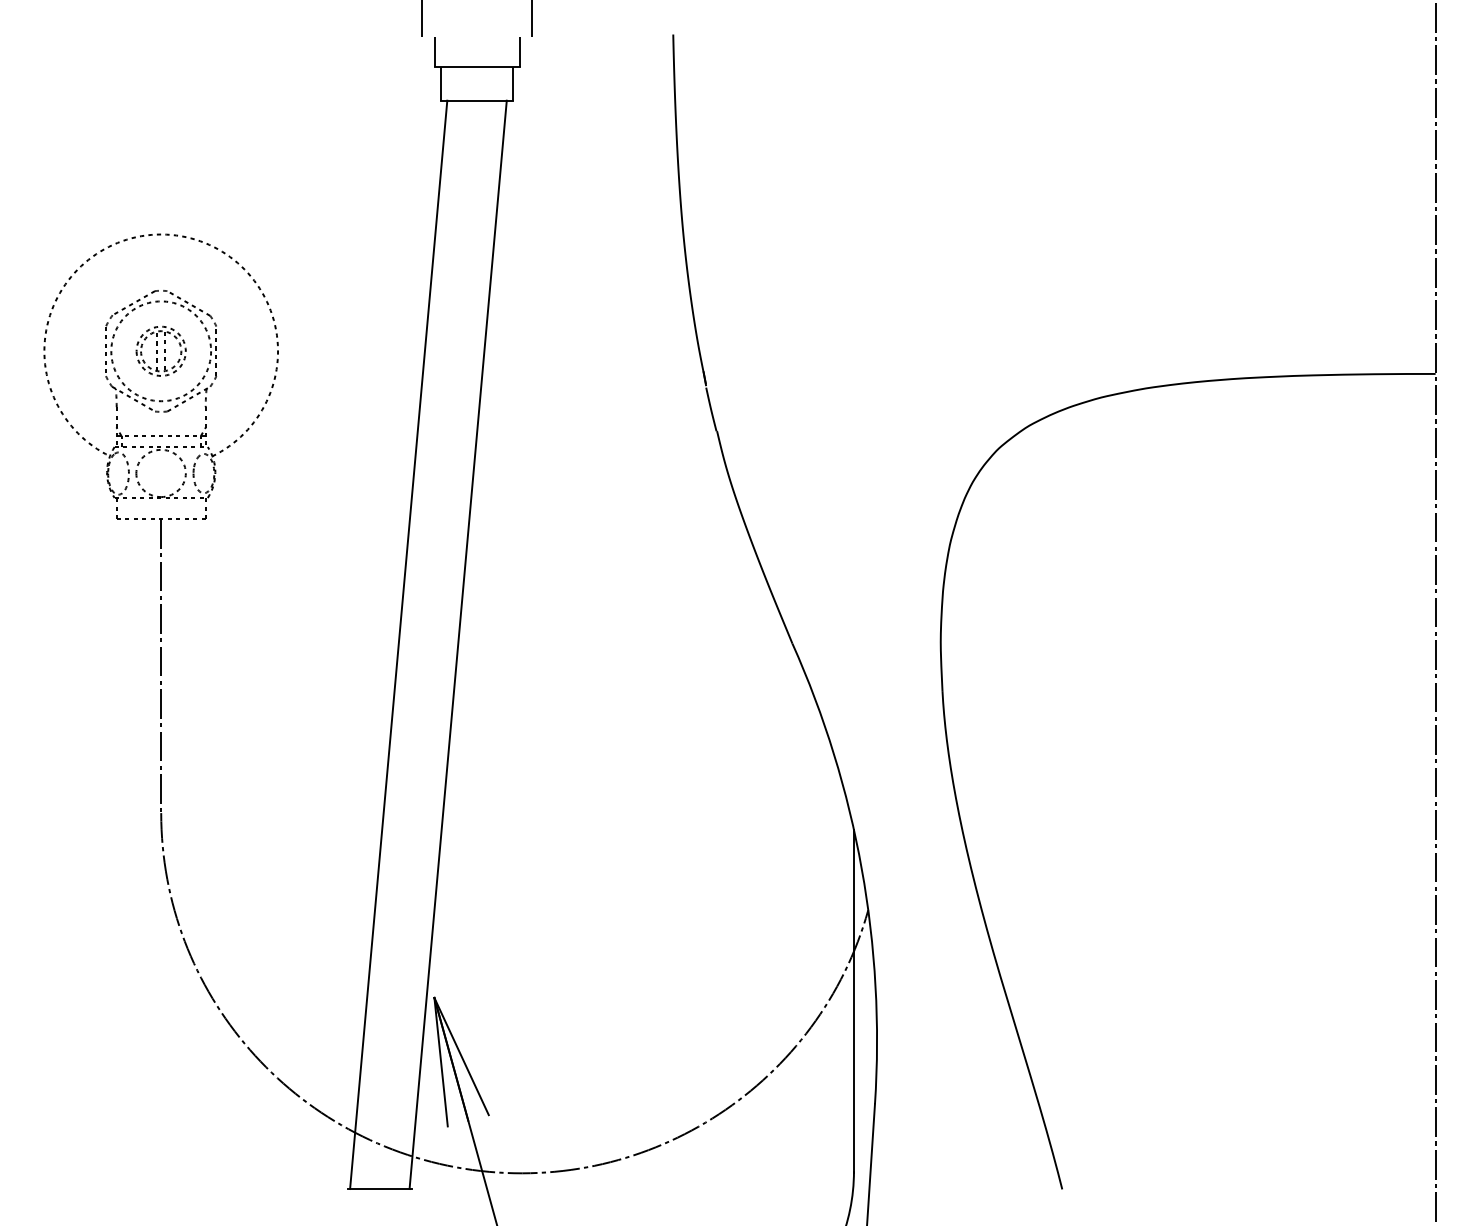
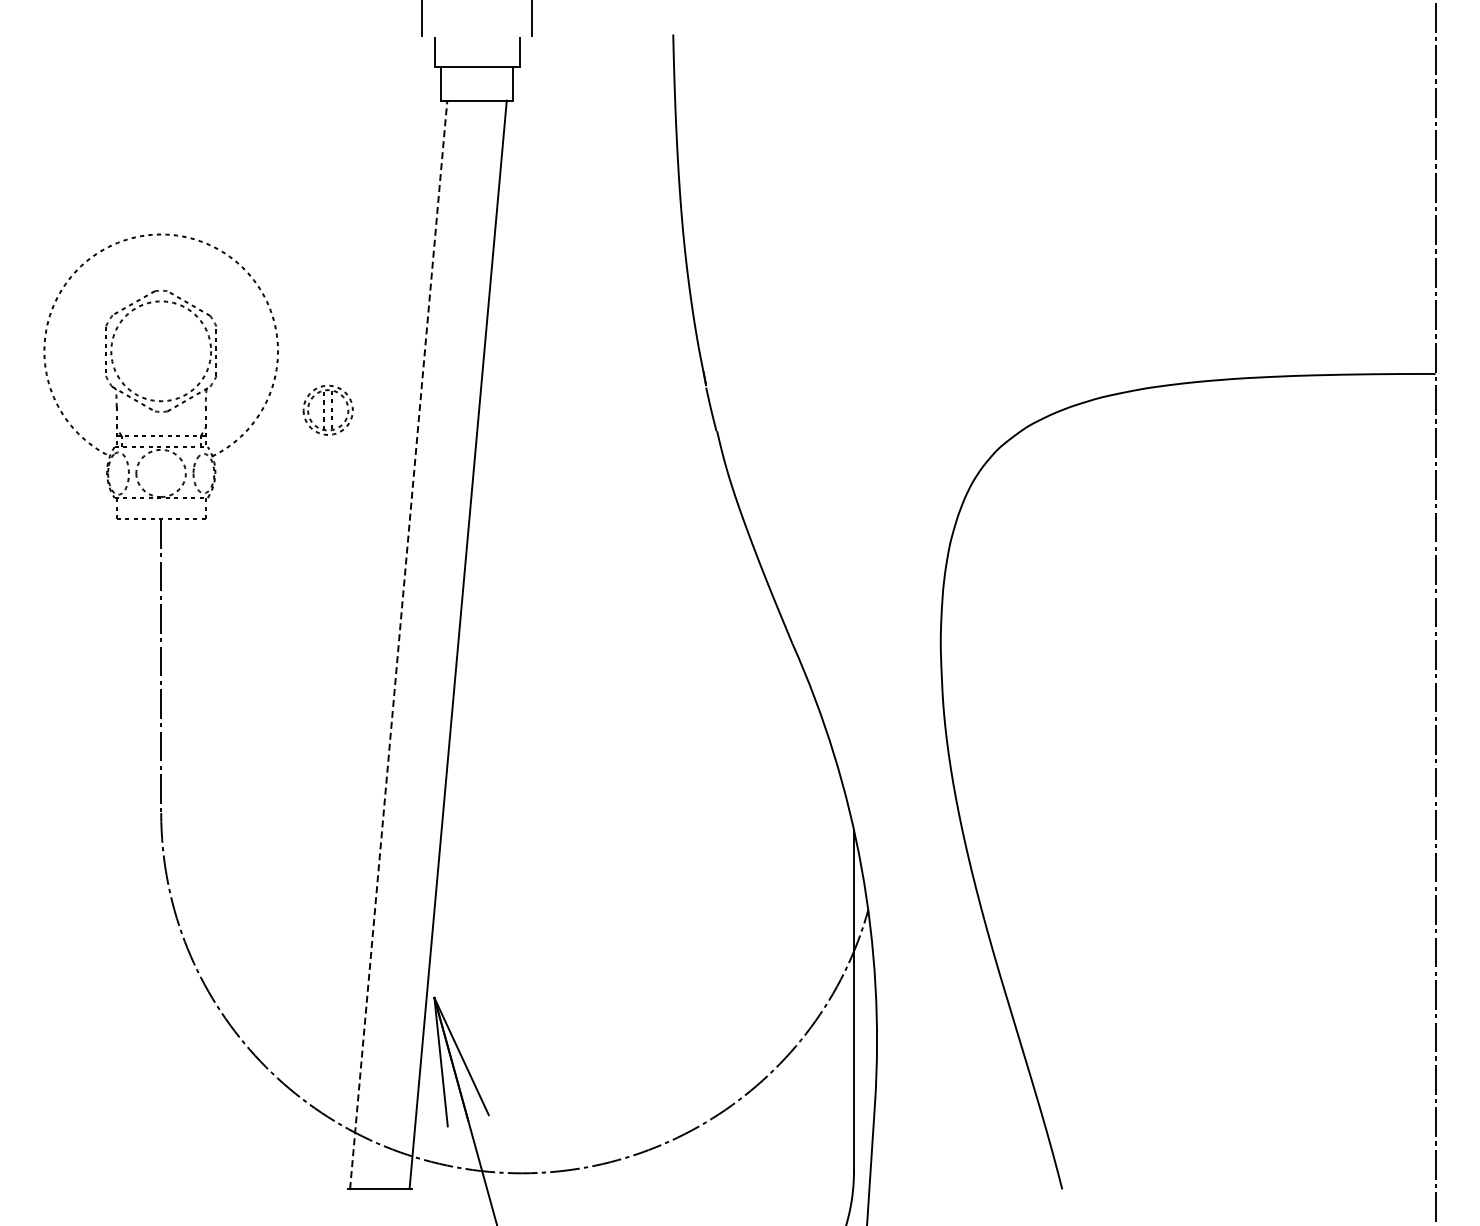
part position: (160, 350) -> (327, 409) (327, 409)
line: solid -> dashed (398, 644)
